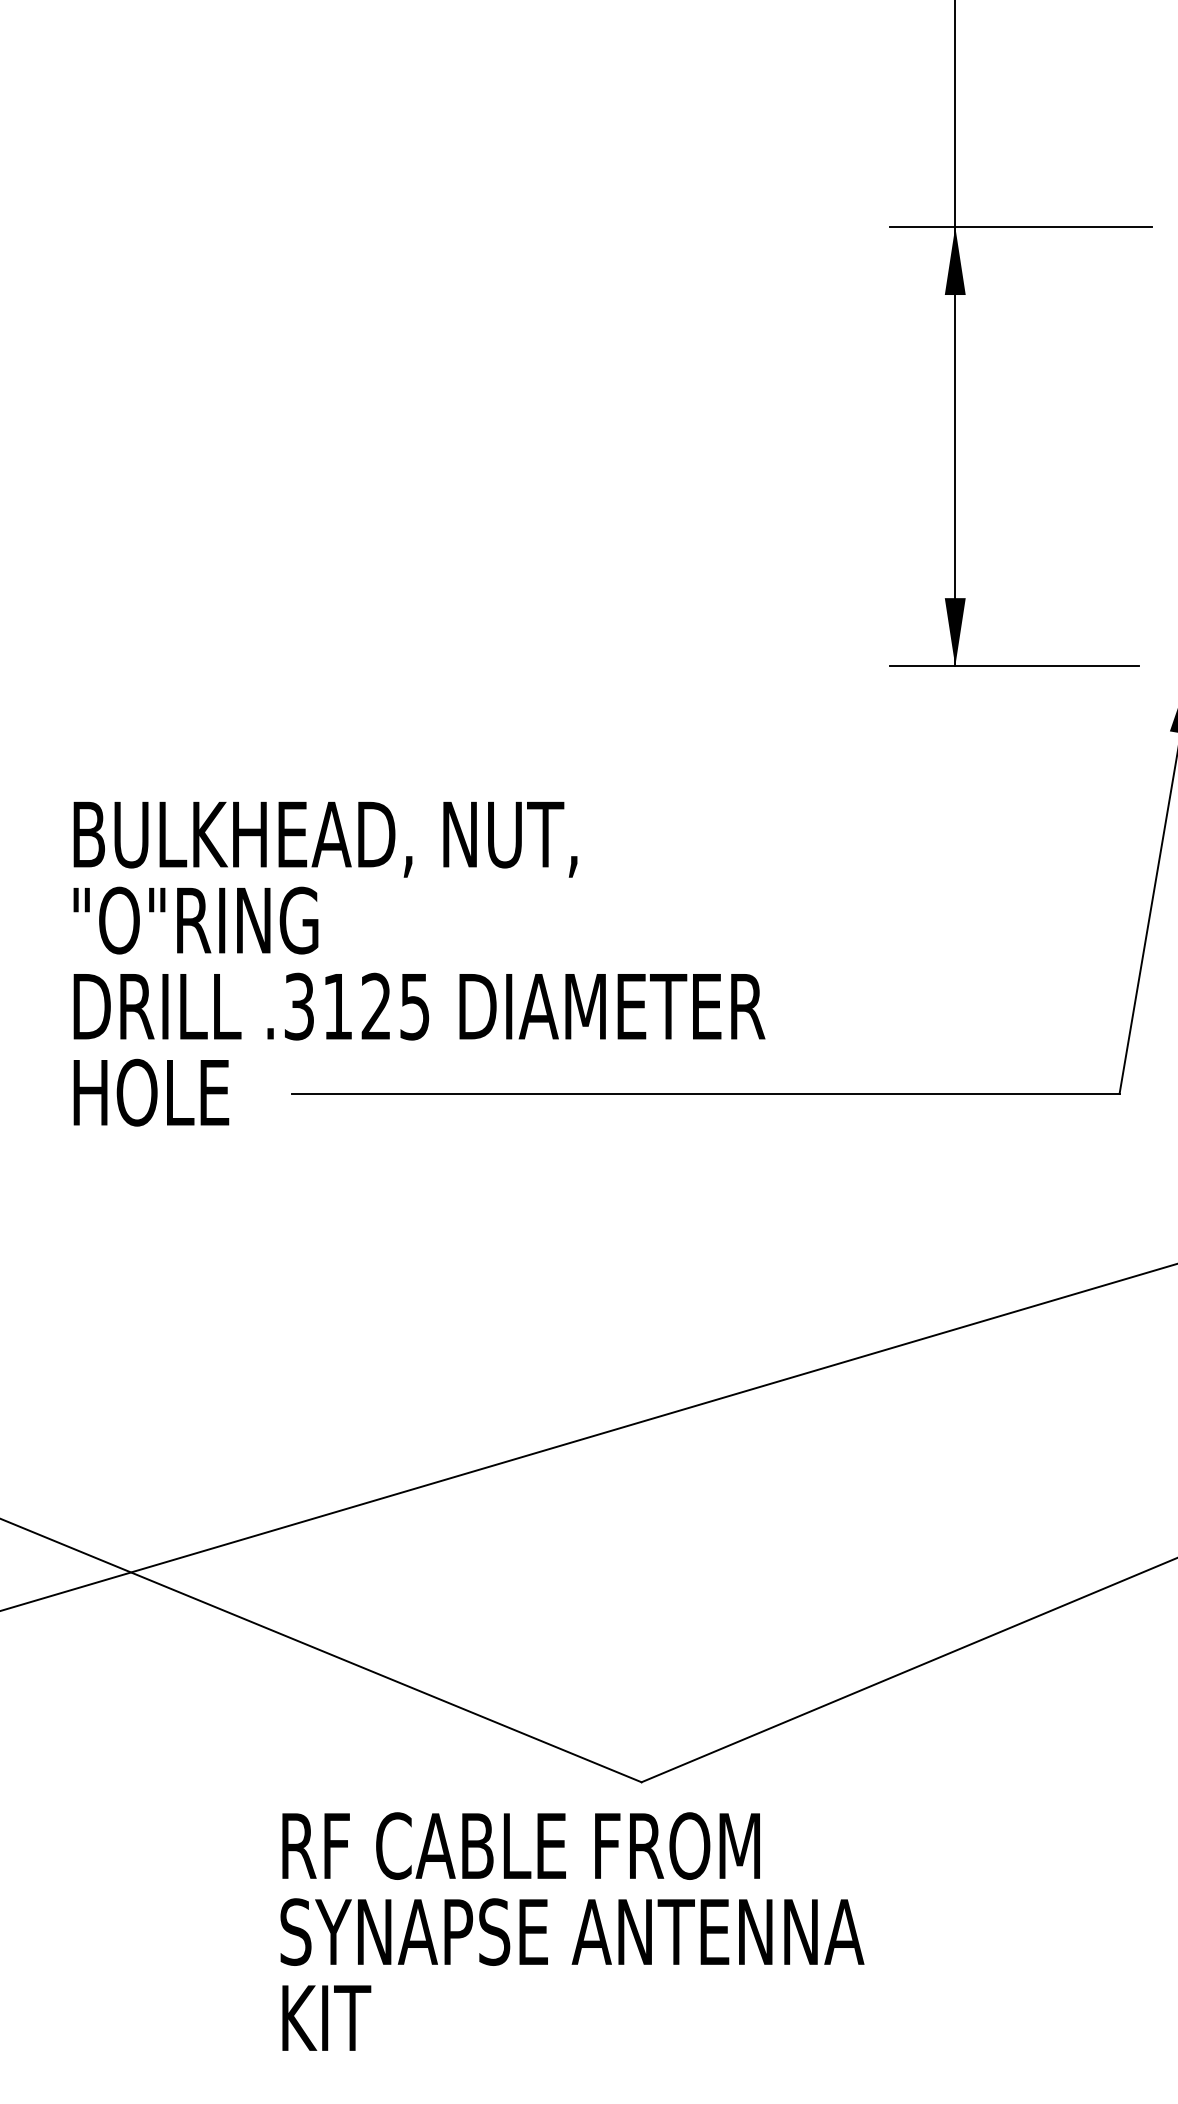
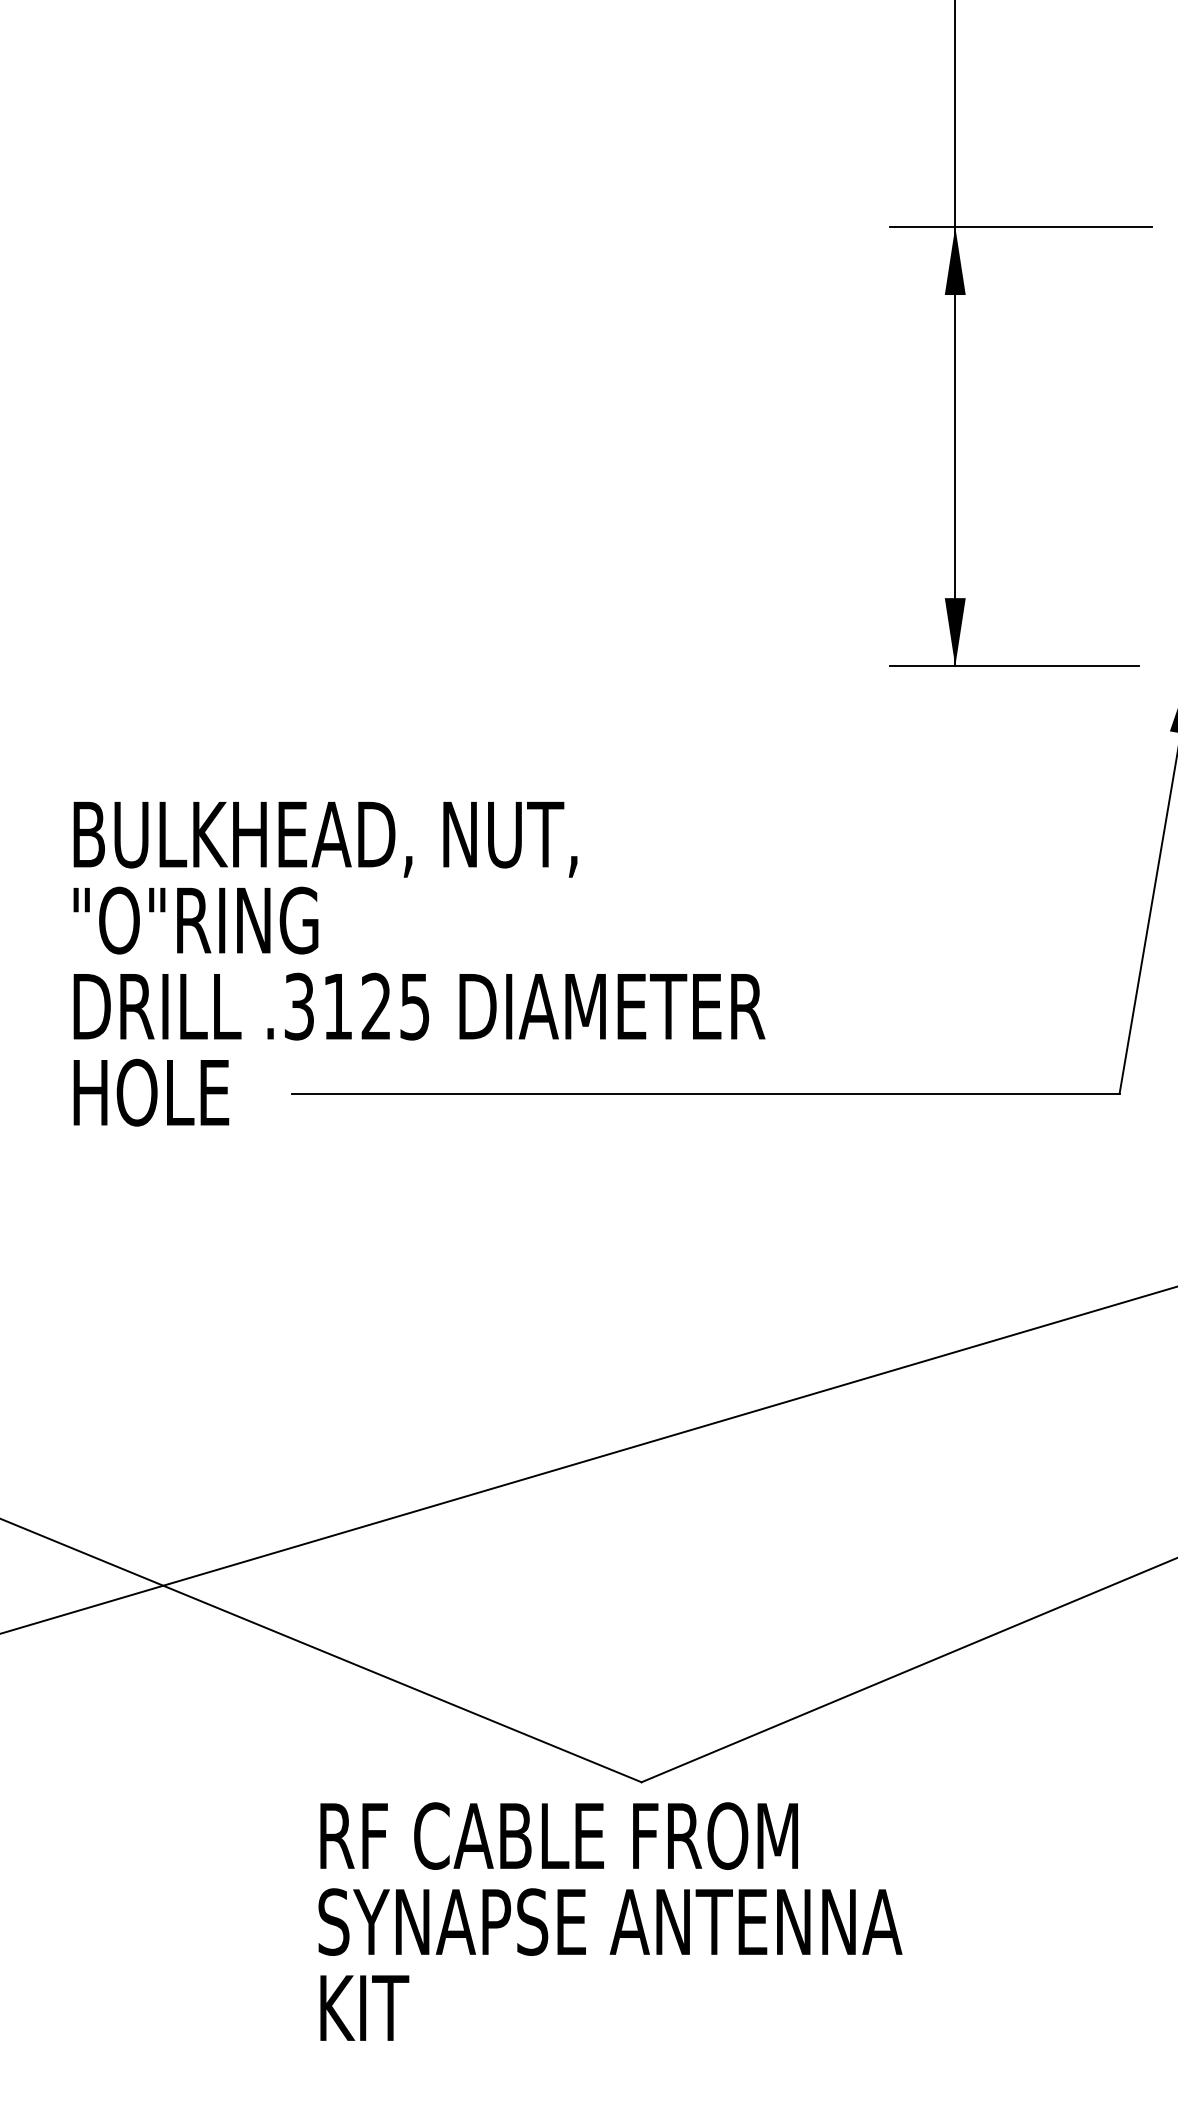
line position: (588, 1437) -> (588, 1460) (588, 1460)
text position: (572, 1931) -> (610, 1921) (610, 1921)
